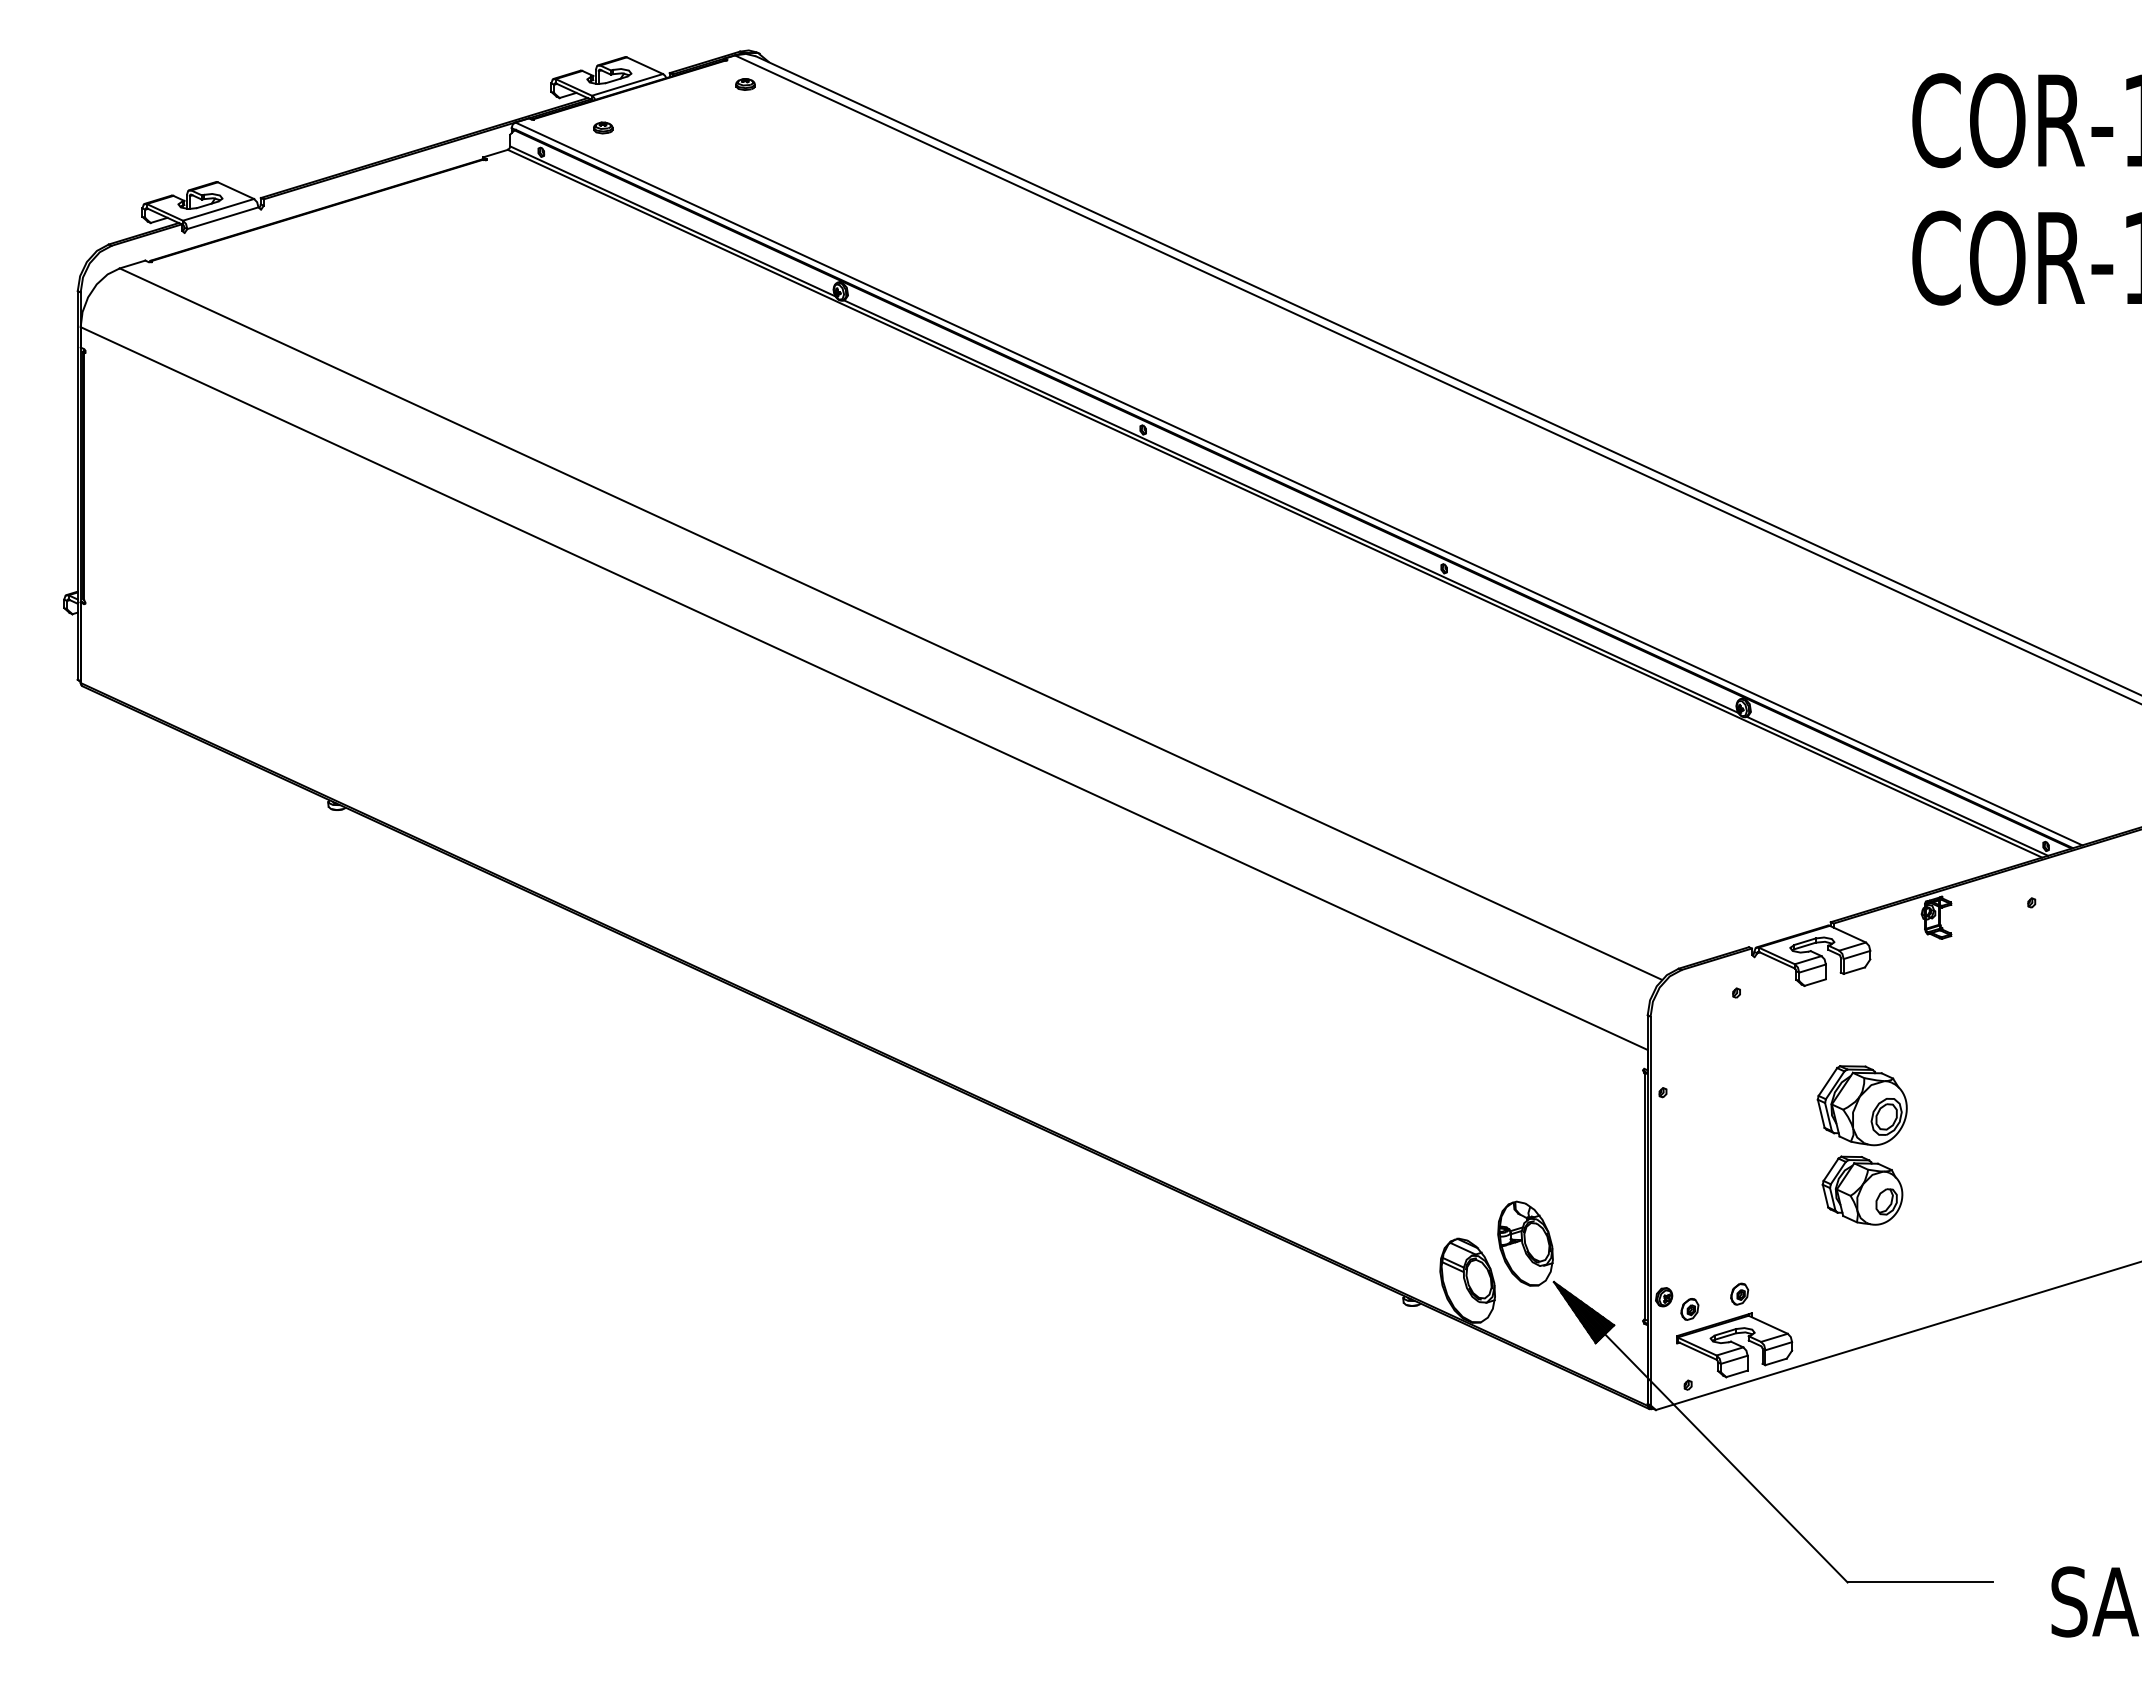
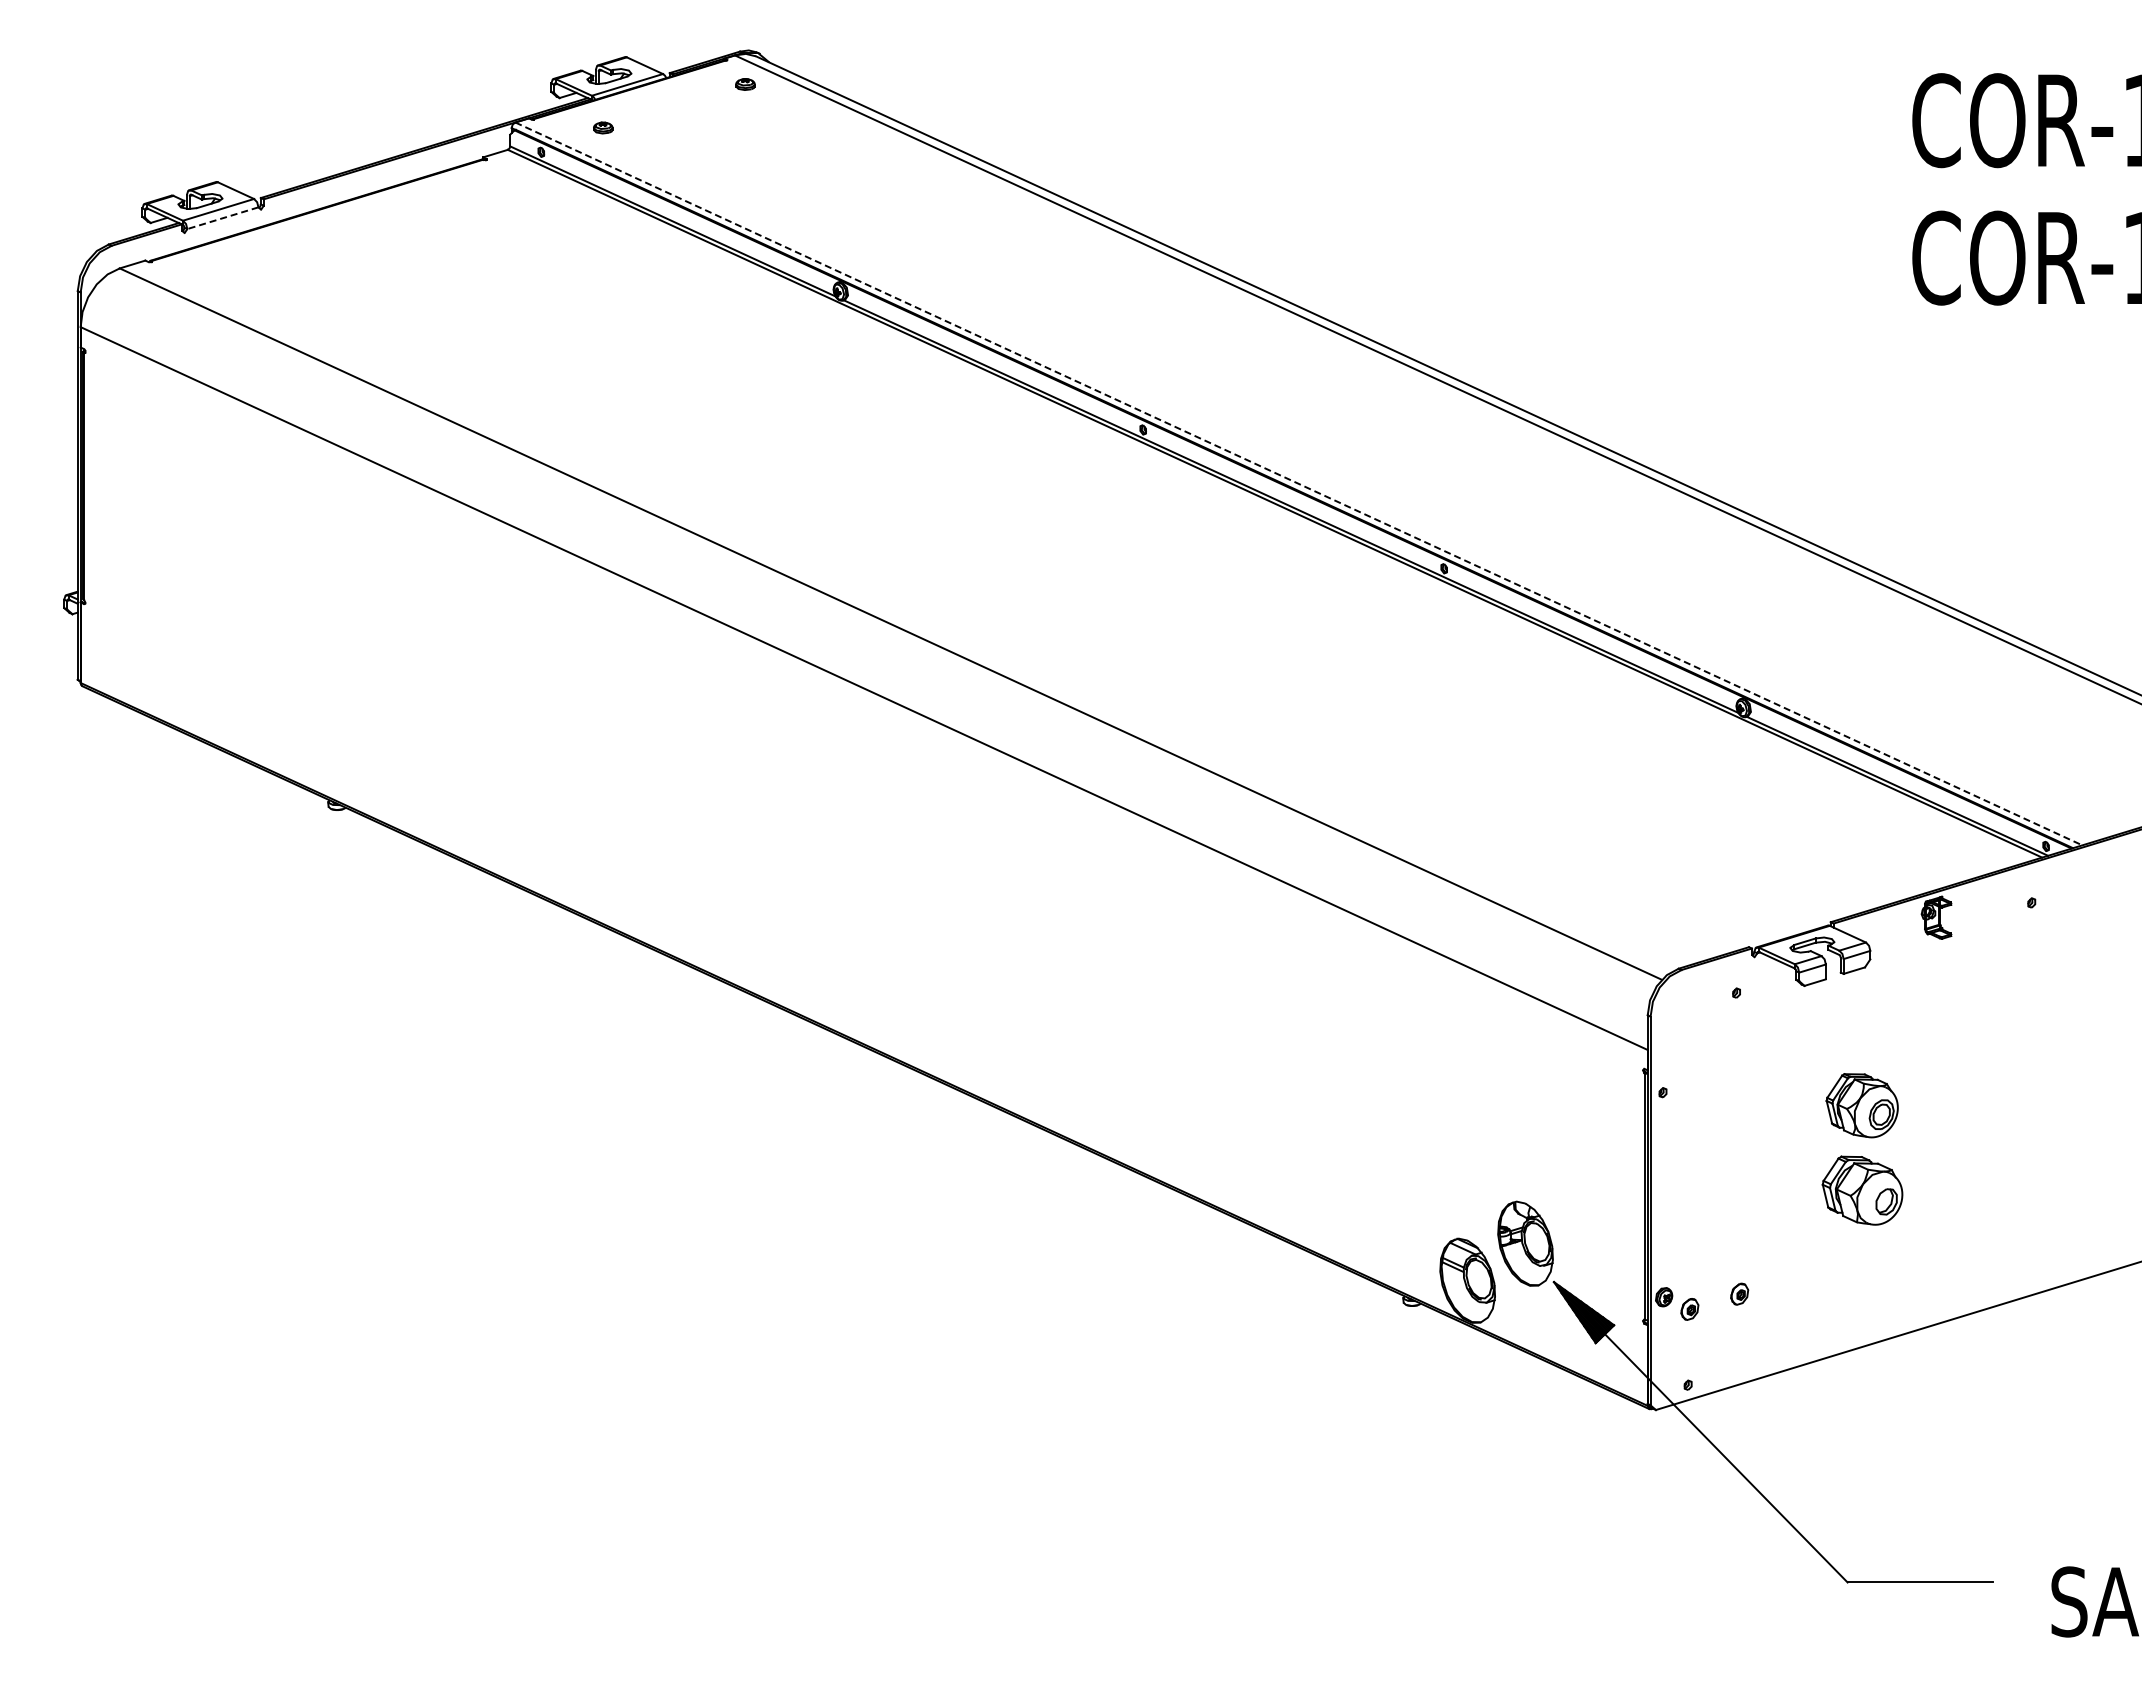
line: solid -> dashed (222, 218)
line: solid -> dashed (1298, 483)
part size: 92x82 px -> 74x66 px (1861, 1105)
part: present -> none (1734, 1345)
